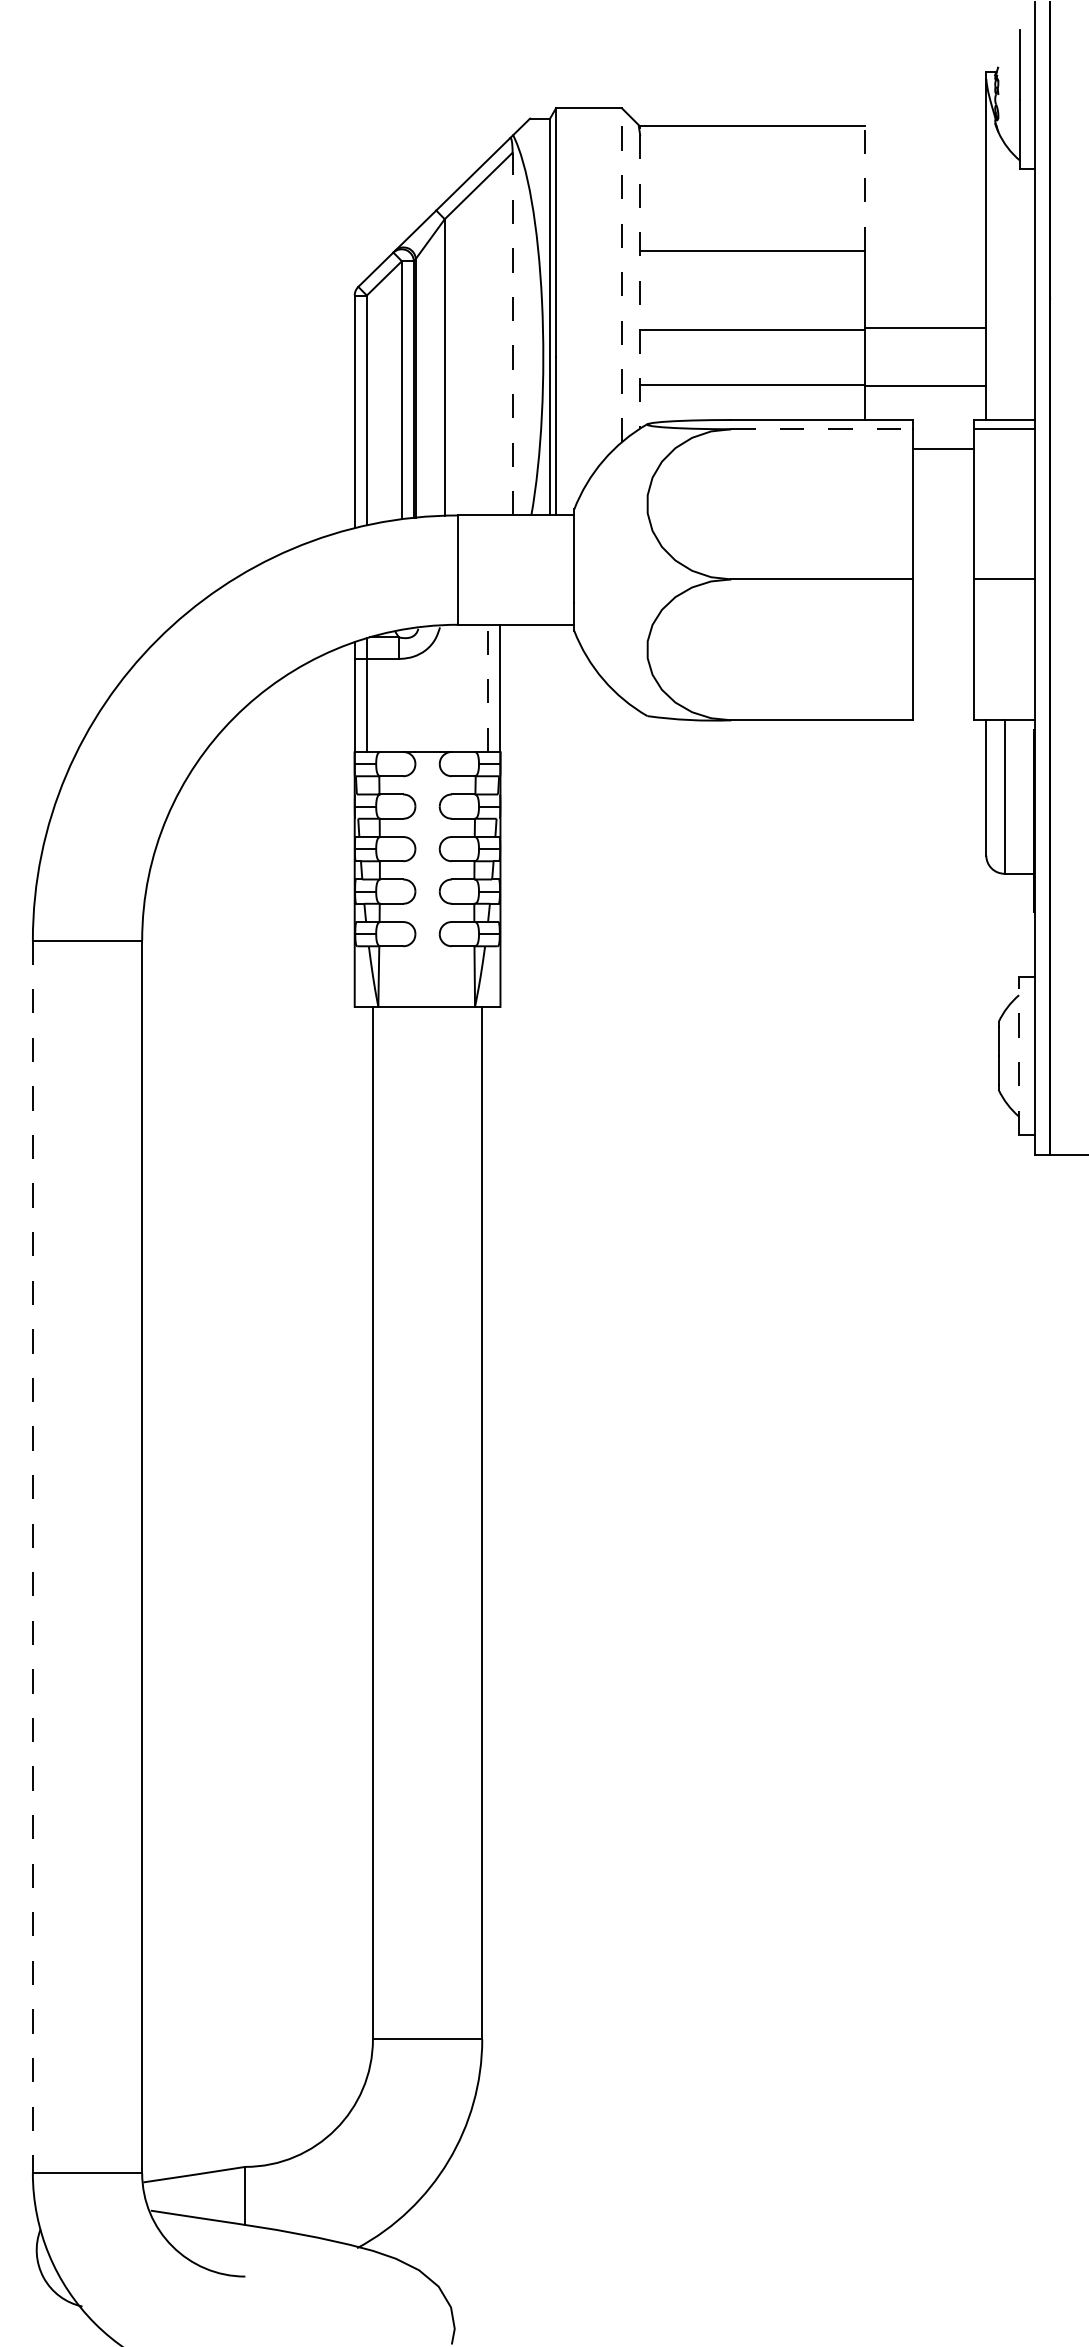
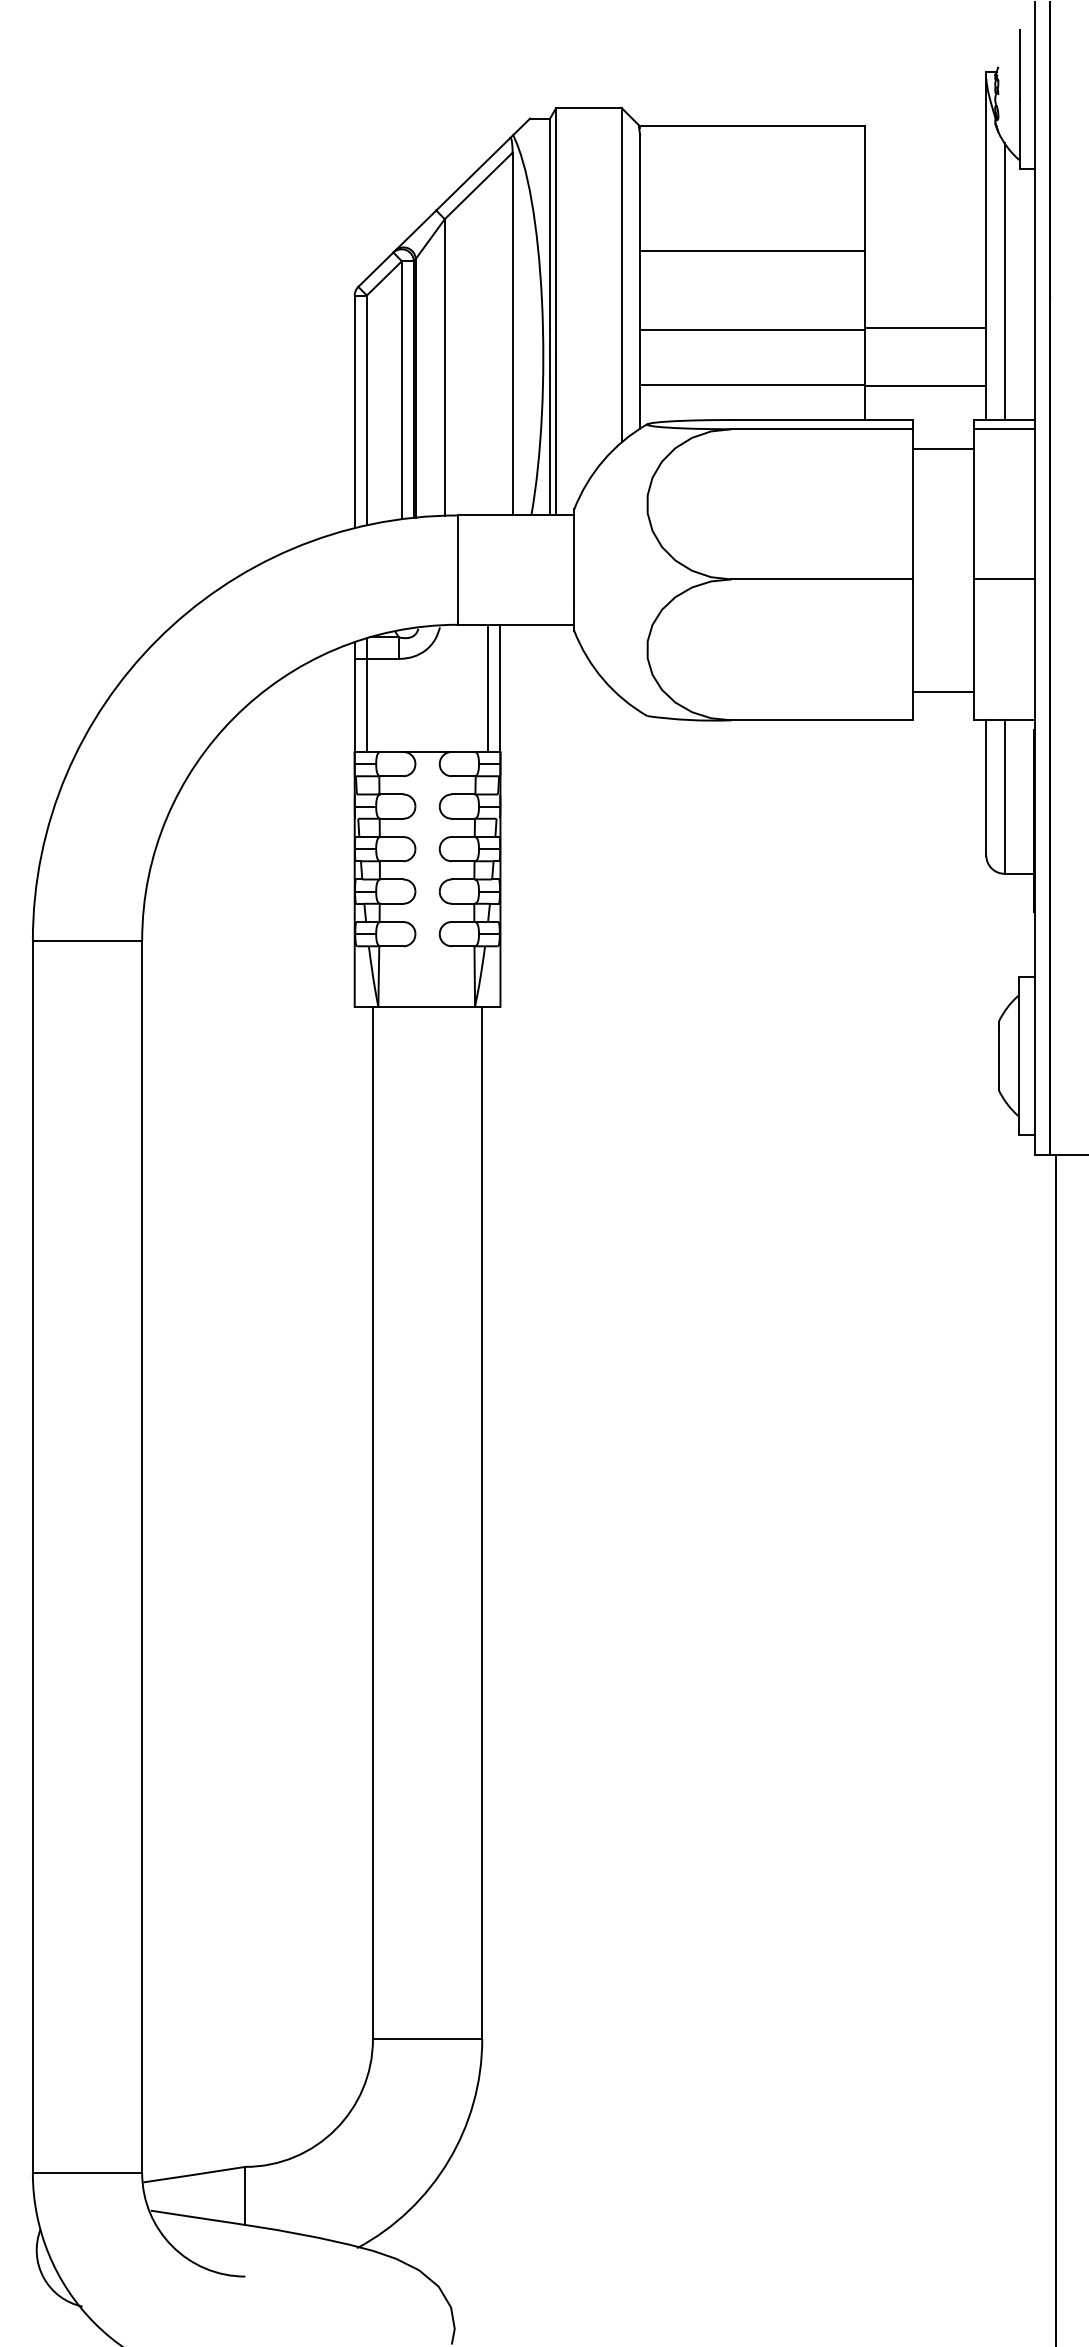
line: dashed -> solid (864, 188)
line: dashed -> solid (621, 275)
line: dashed -> solid (640, 281)
line: none -> present (1004, 281)
line: dashed -> solid (512, 333)
line: dashed -> solid (822, 429)
line: dashed -> solid (488, 688)
line: none -> present (943, 691)
line: dashed -> solid (1019, 1055)
line: dashed -> solid (32, 1557)
line: none -> present (1056, 1748)
